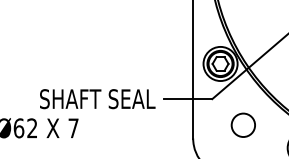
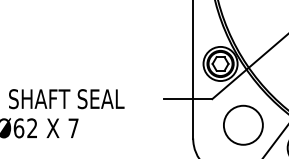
text position: (97, 99) -> (66, 99) (66, 99)
circle diameter: 23 px -> 39 px (242, 124)
line: none -> present (275, 141)
